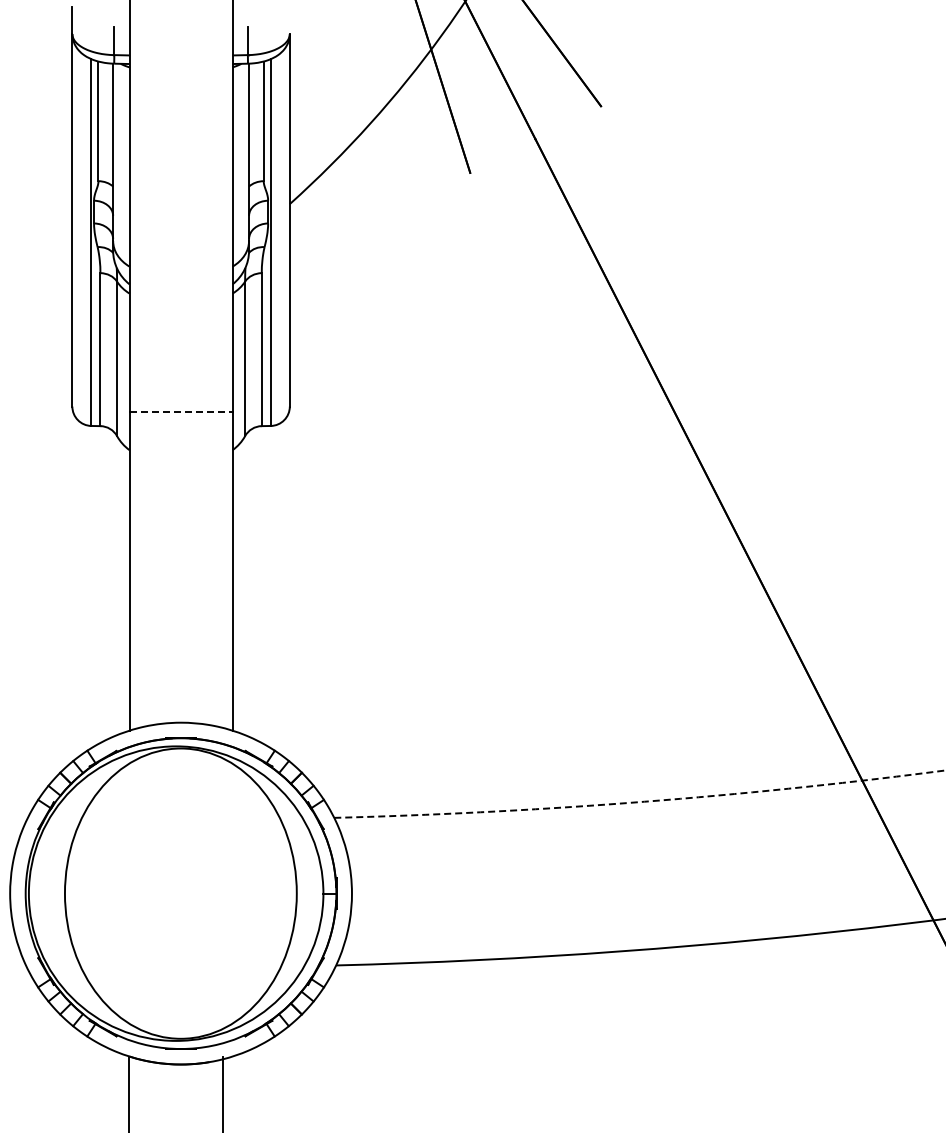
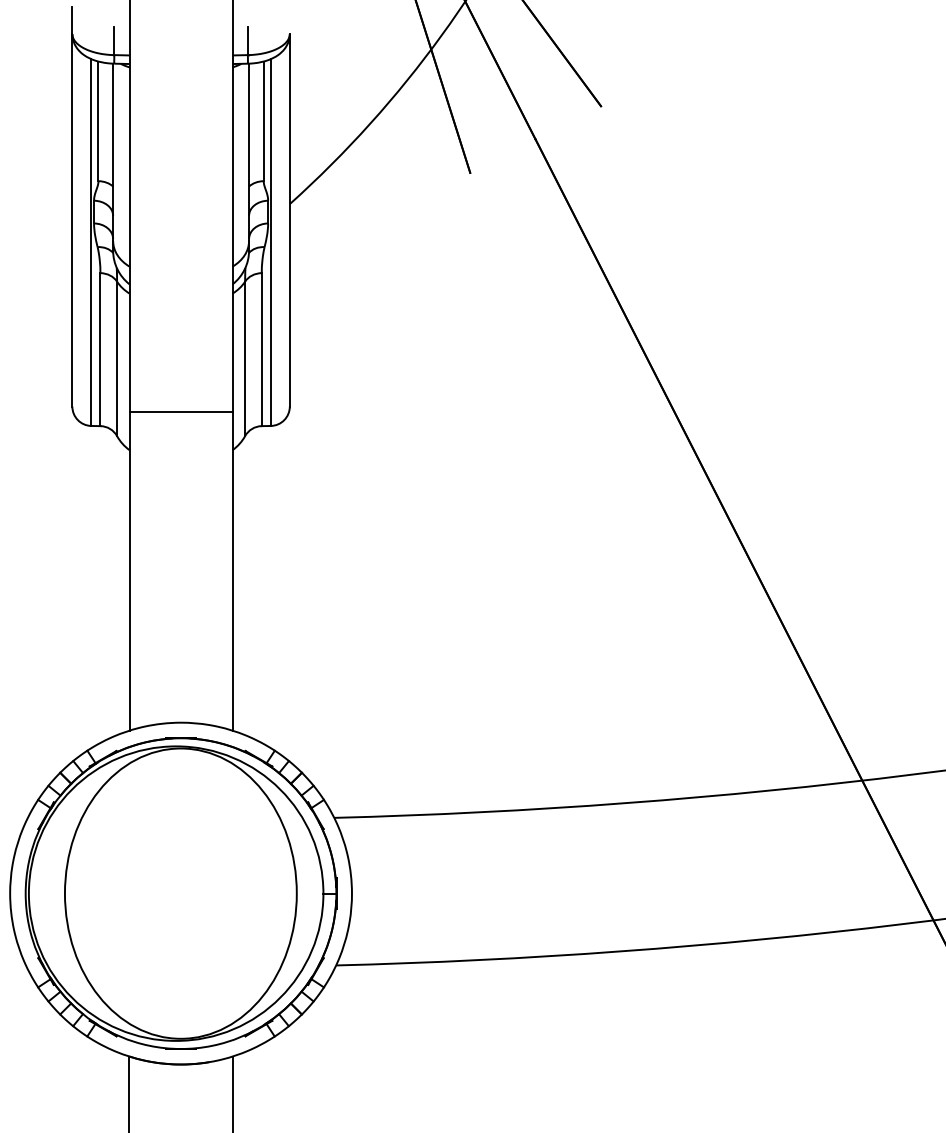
line: dashed -> solid (181, 412)
arc: dashed -> solid (641, 801)
line position: (222, 1092) -> (232, 1092) (232, 1092)
